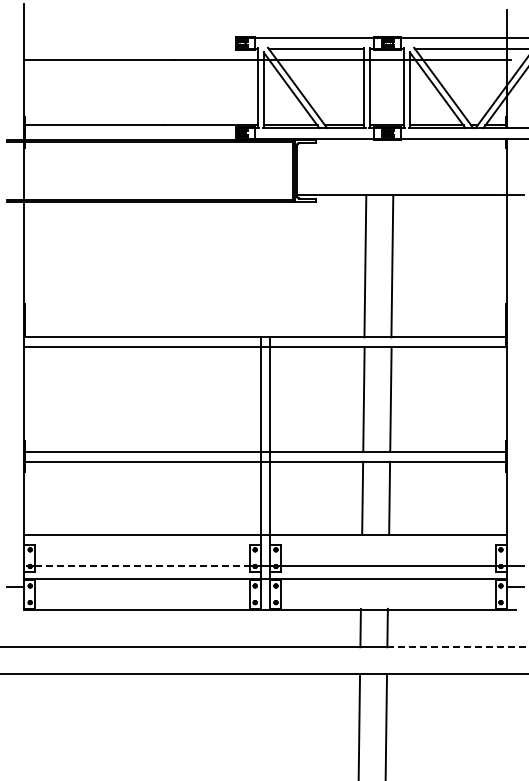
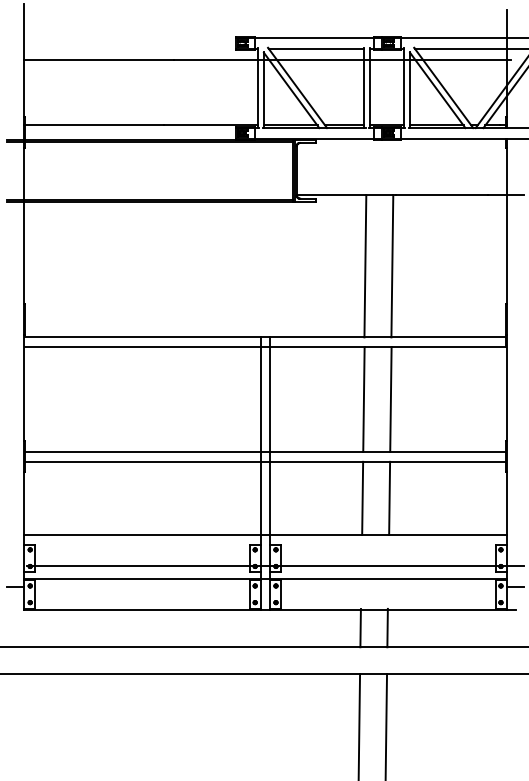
line: dashed -> solid (143, 566)
line: dashed -> solid (458, 647)
